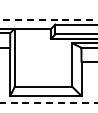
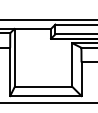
line: dashed -> solid (48, 20)
line: dashed -> solid (49, 102)
